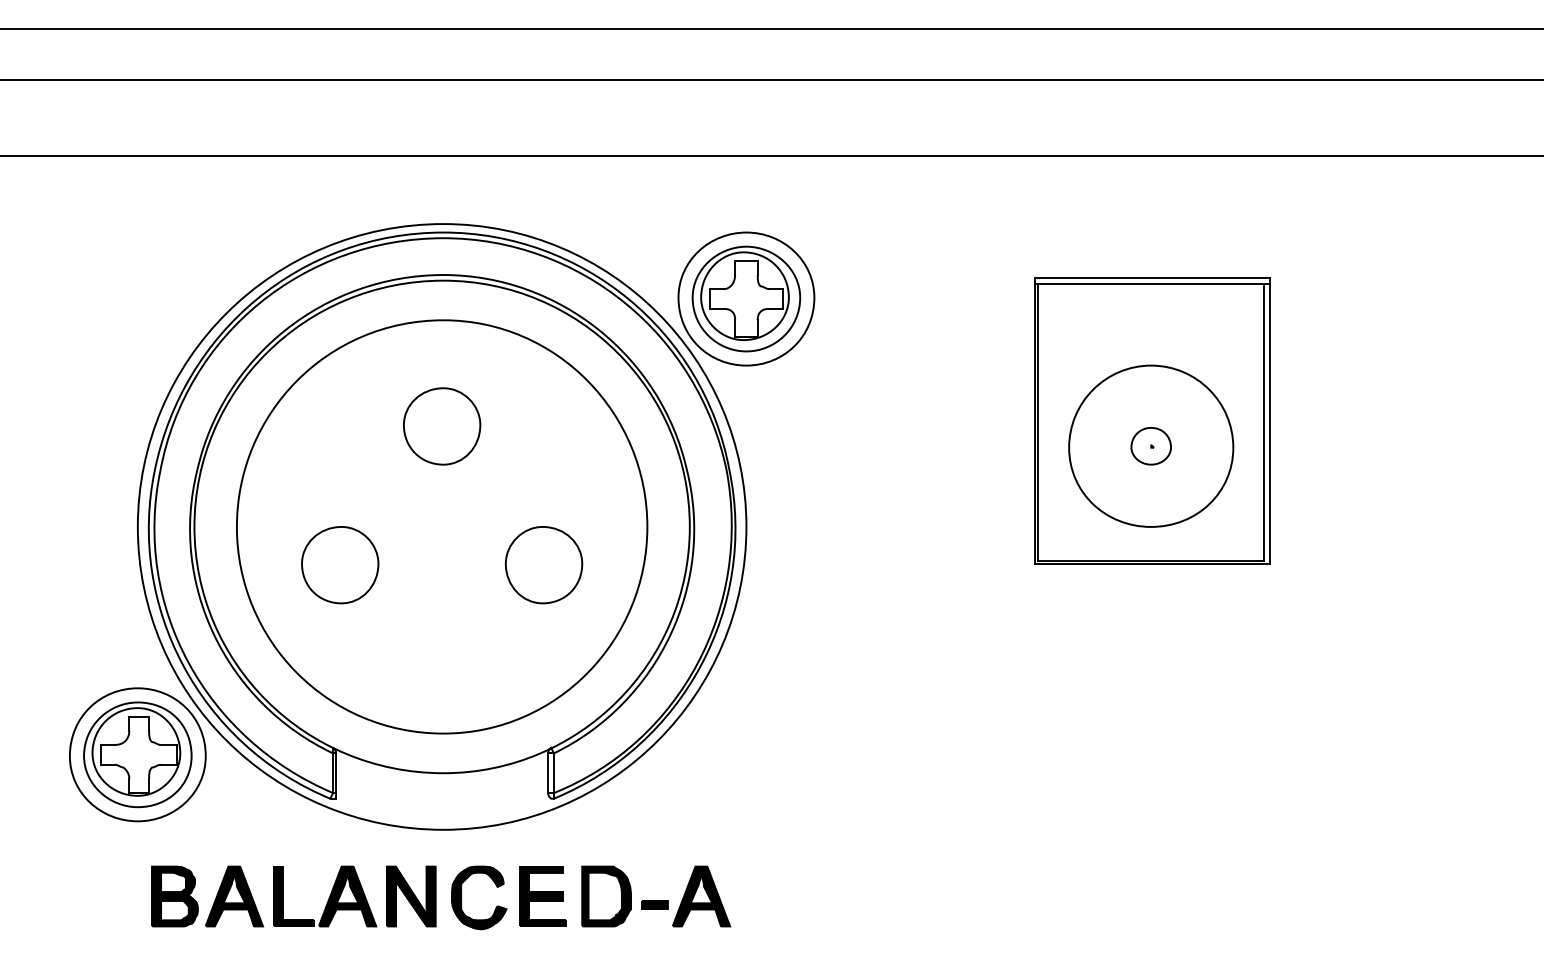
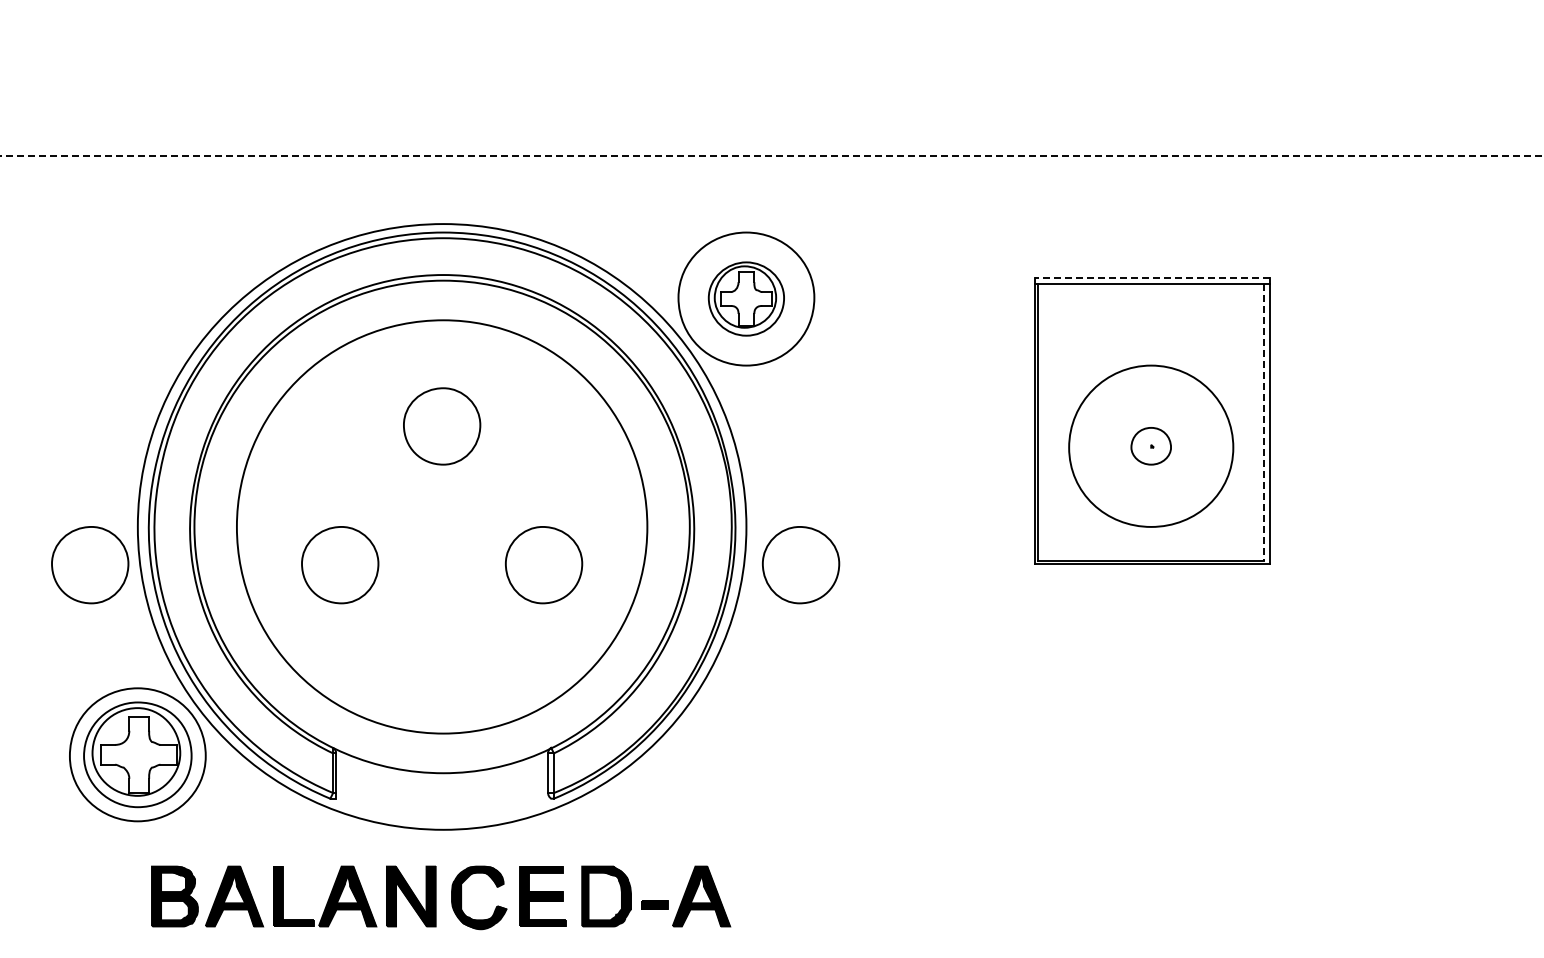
line: present -> none (771, 28)
line: present -> none (771, 79)
line: solid -> dashed (772, 156)
line: solid -> dashed (1152, 277)
part size: 111x108 px -> 78x76 px (745, 298)
line: solid -> dashed (1264, 422)
part: none -> present (90, 565)
part: none -> present (801, 565)
